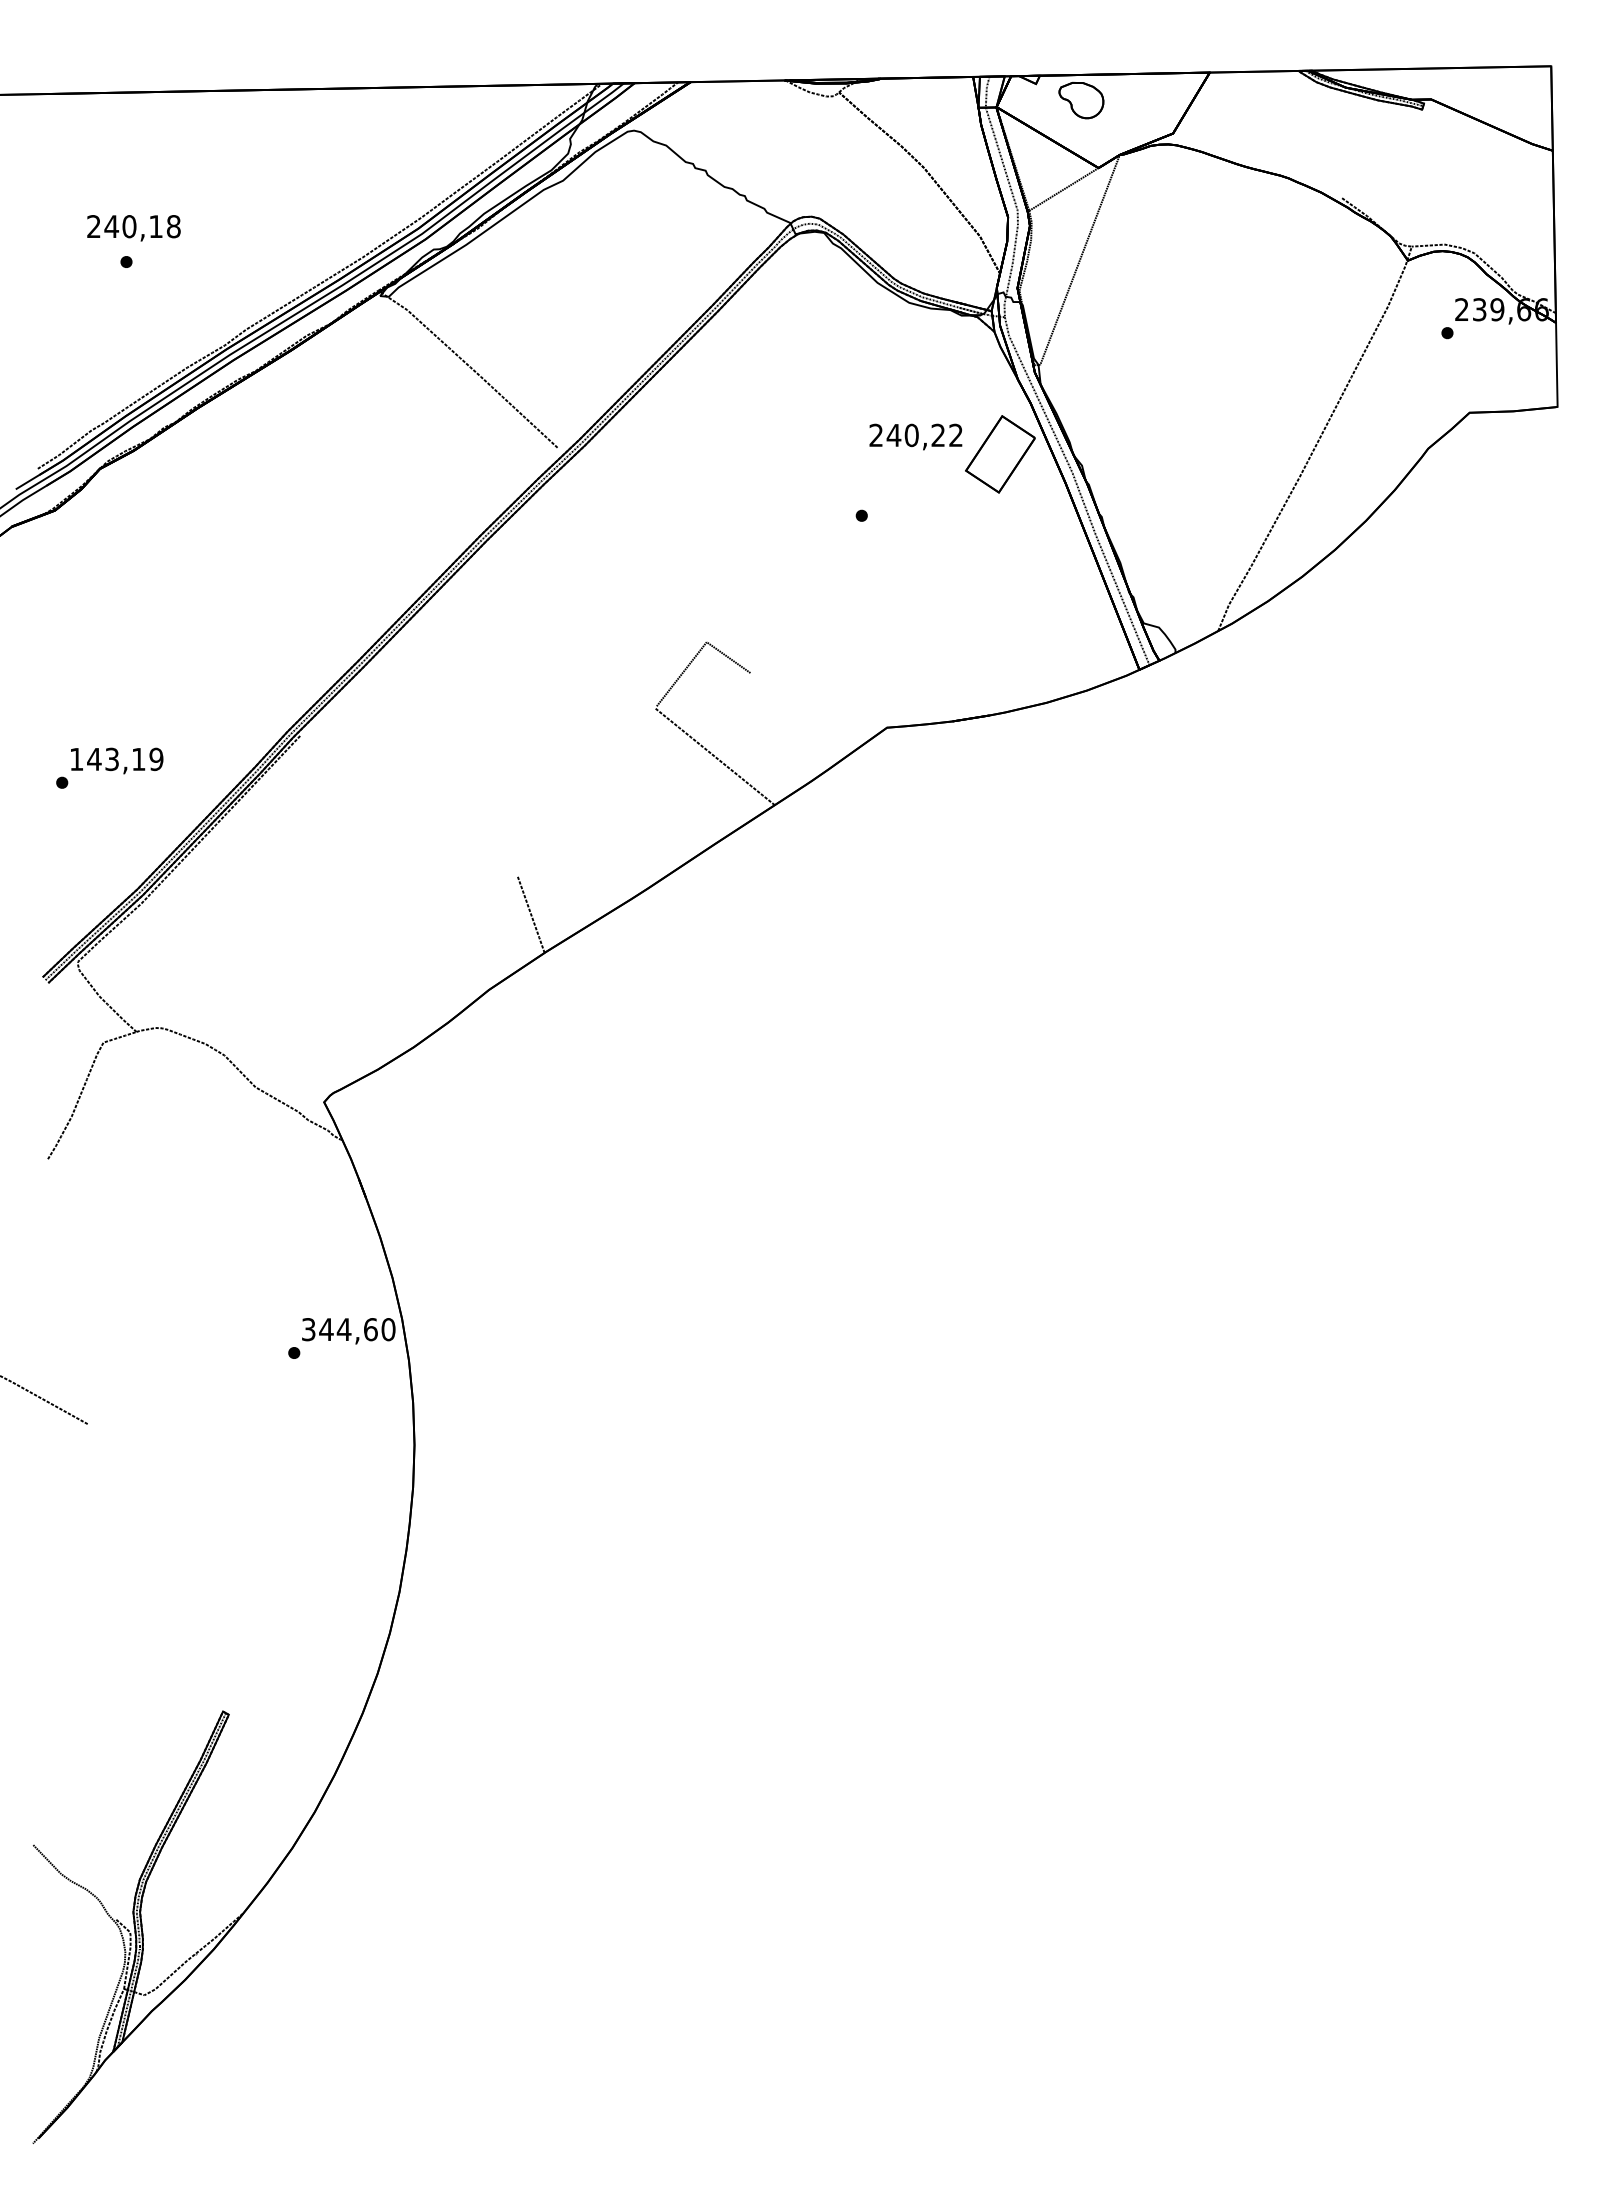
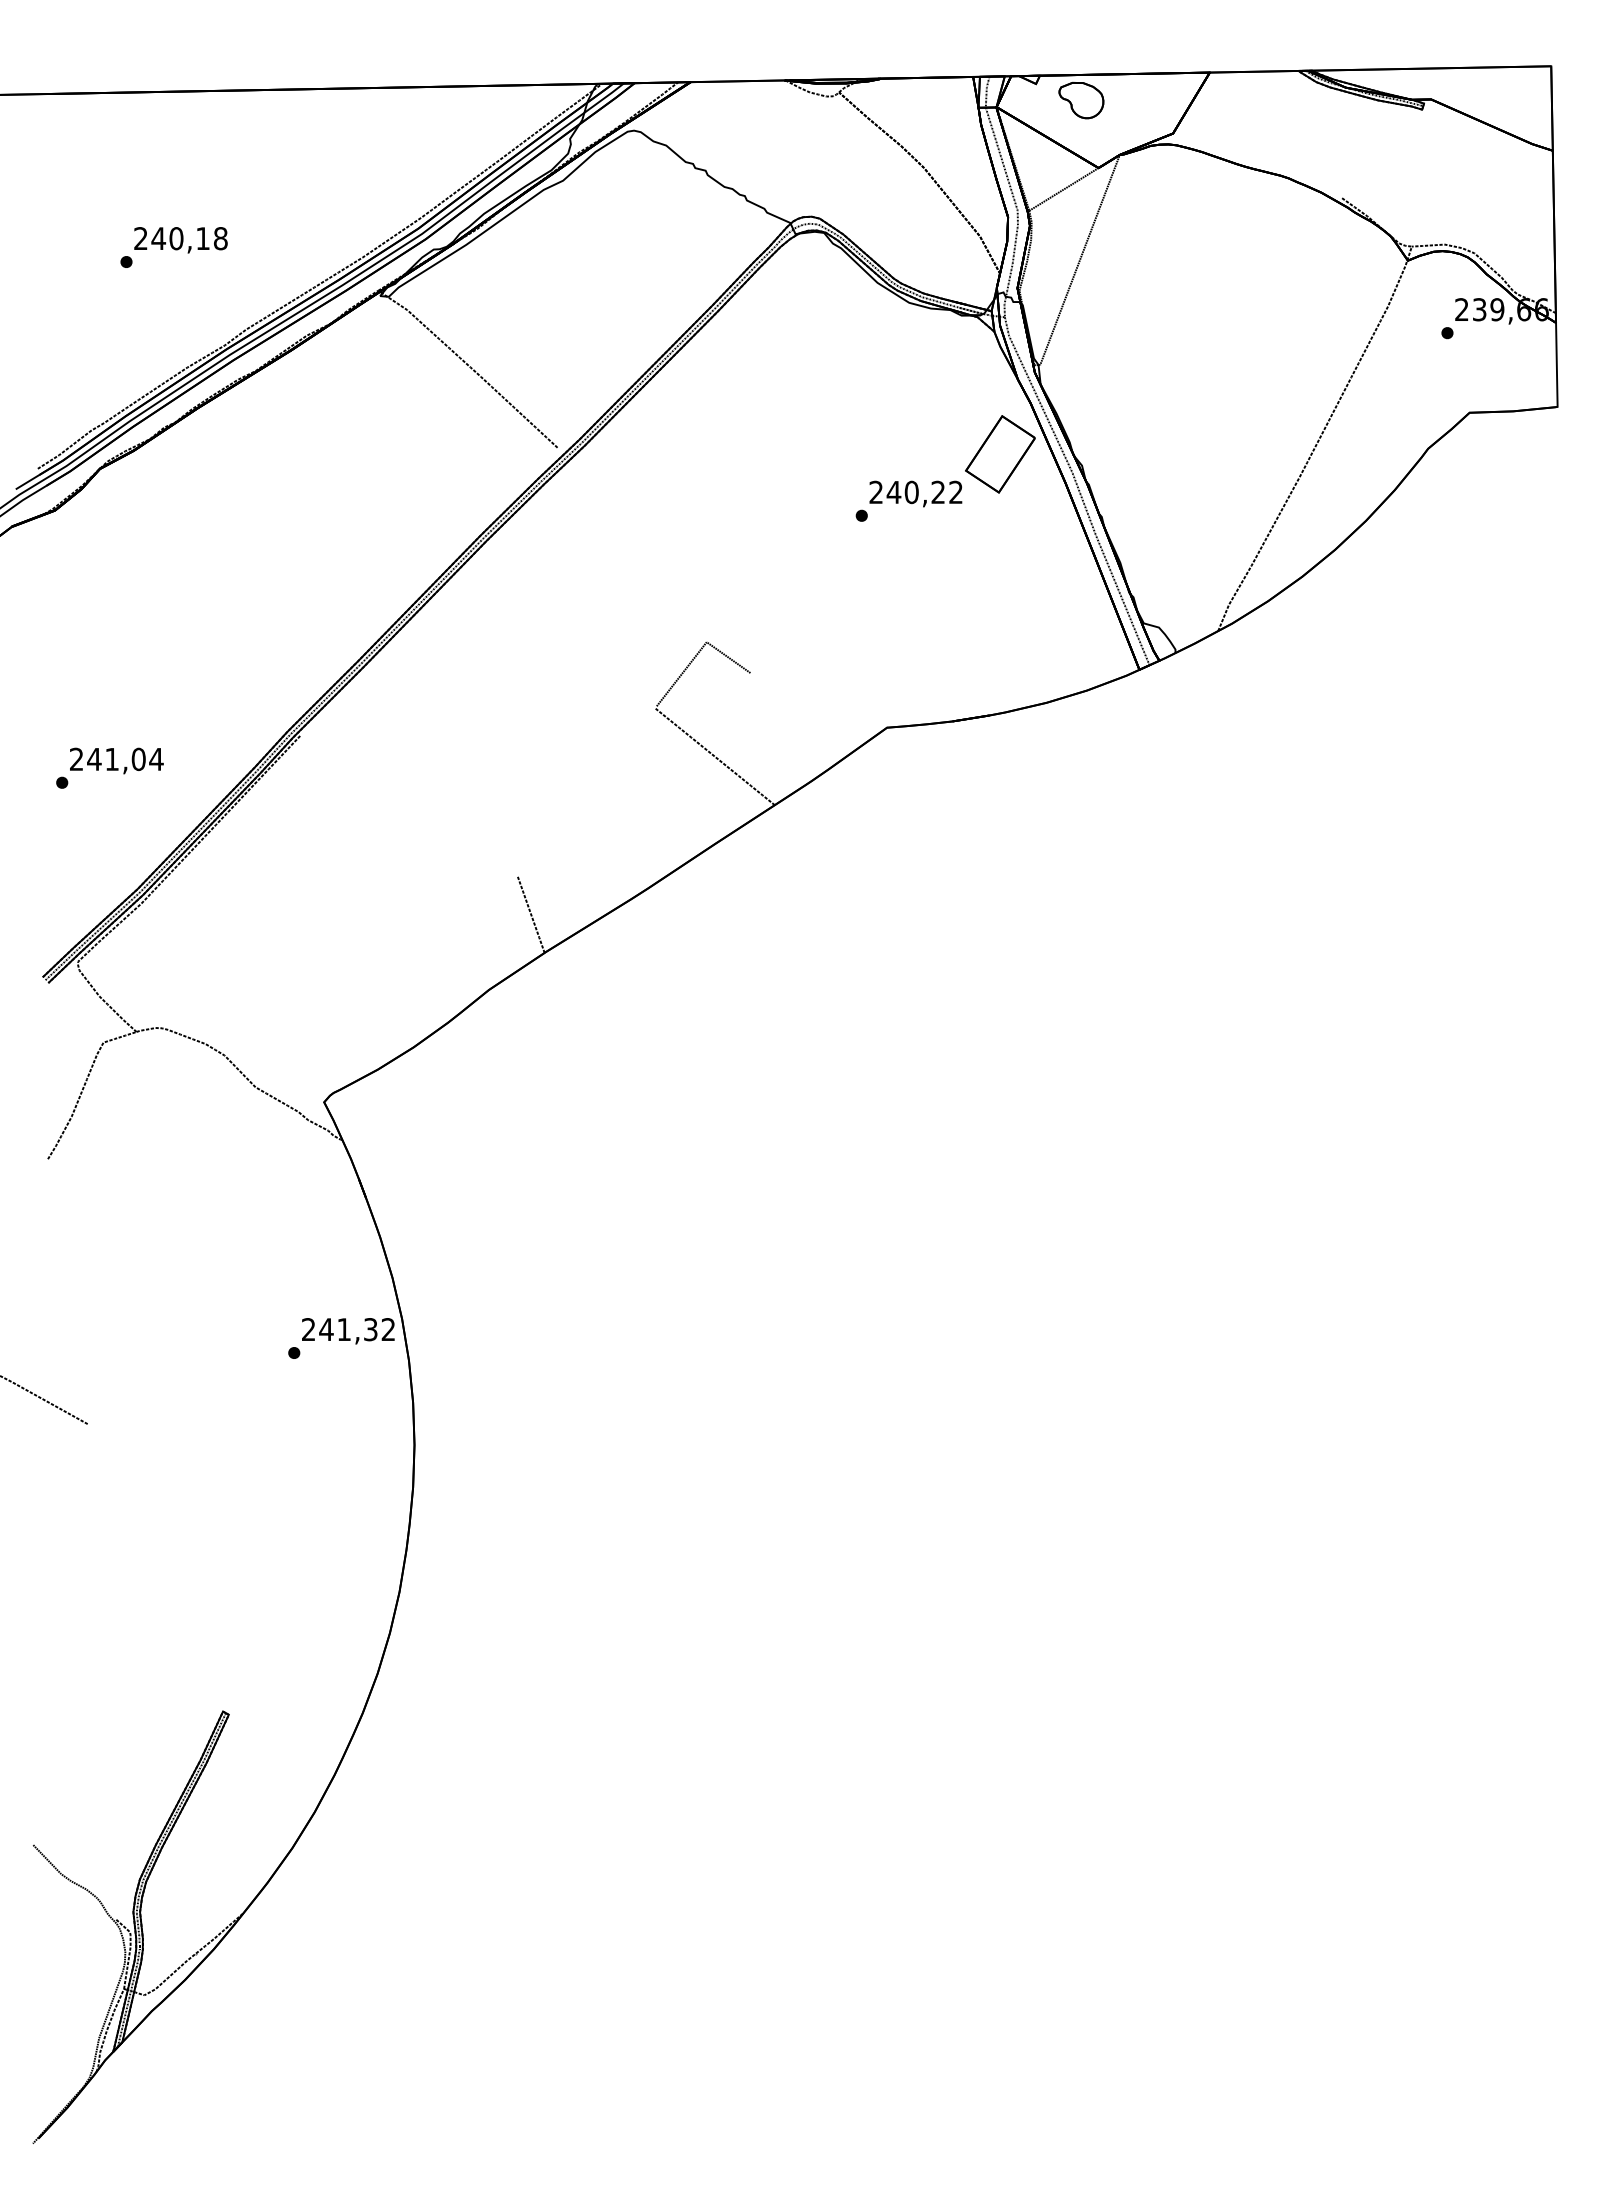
text position: (133, 228) -> (180, 240) (180, 240)
text position: (915, 436) -> (915, 493) (915, 493)
text: 143,19 -> 241,04 (116, 759)
text: 344,60 -> 241,32 (348, 1329)
